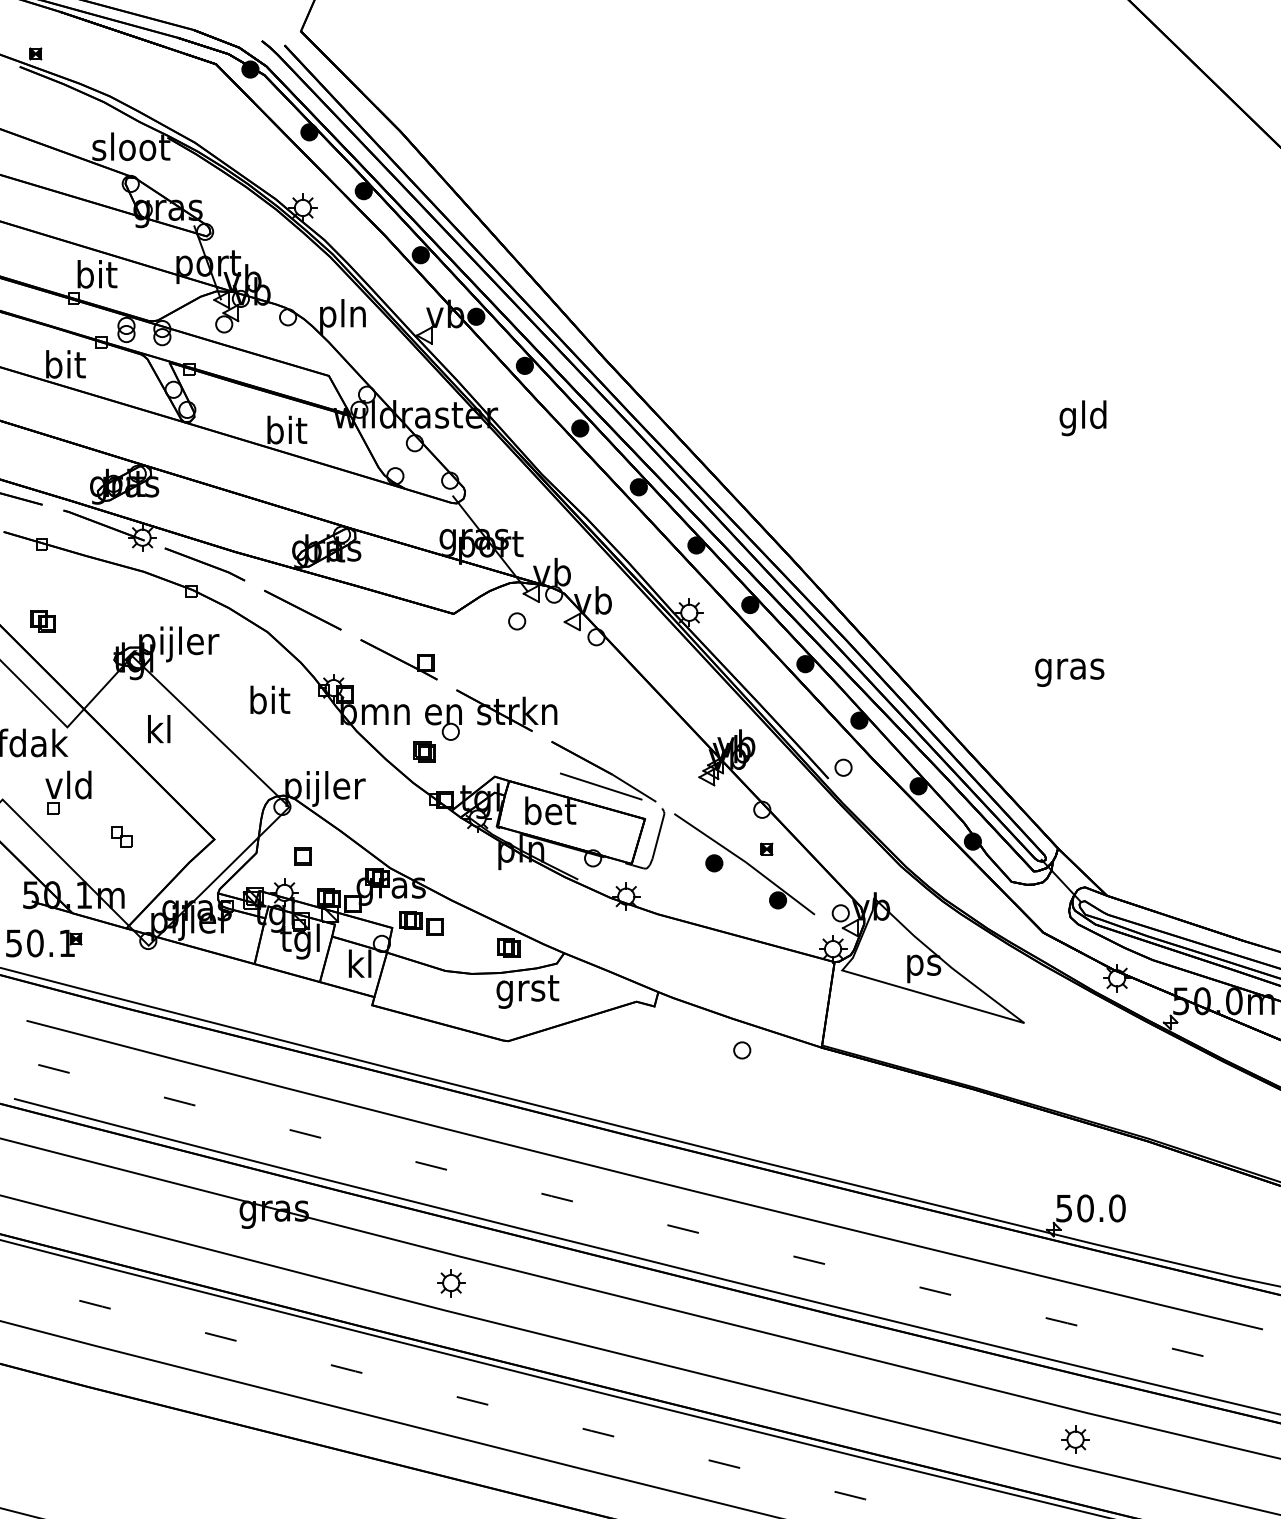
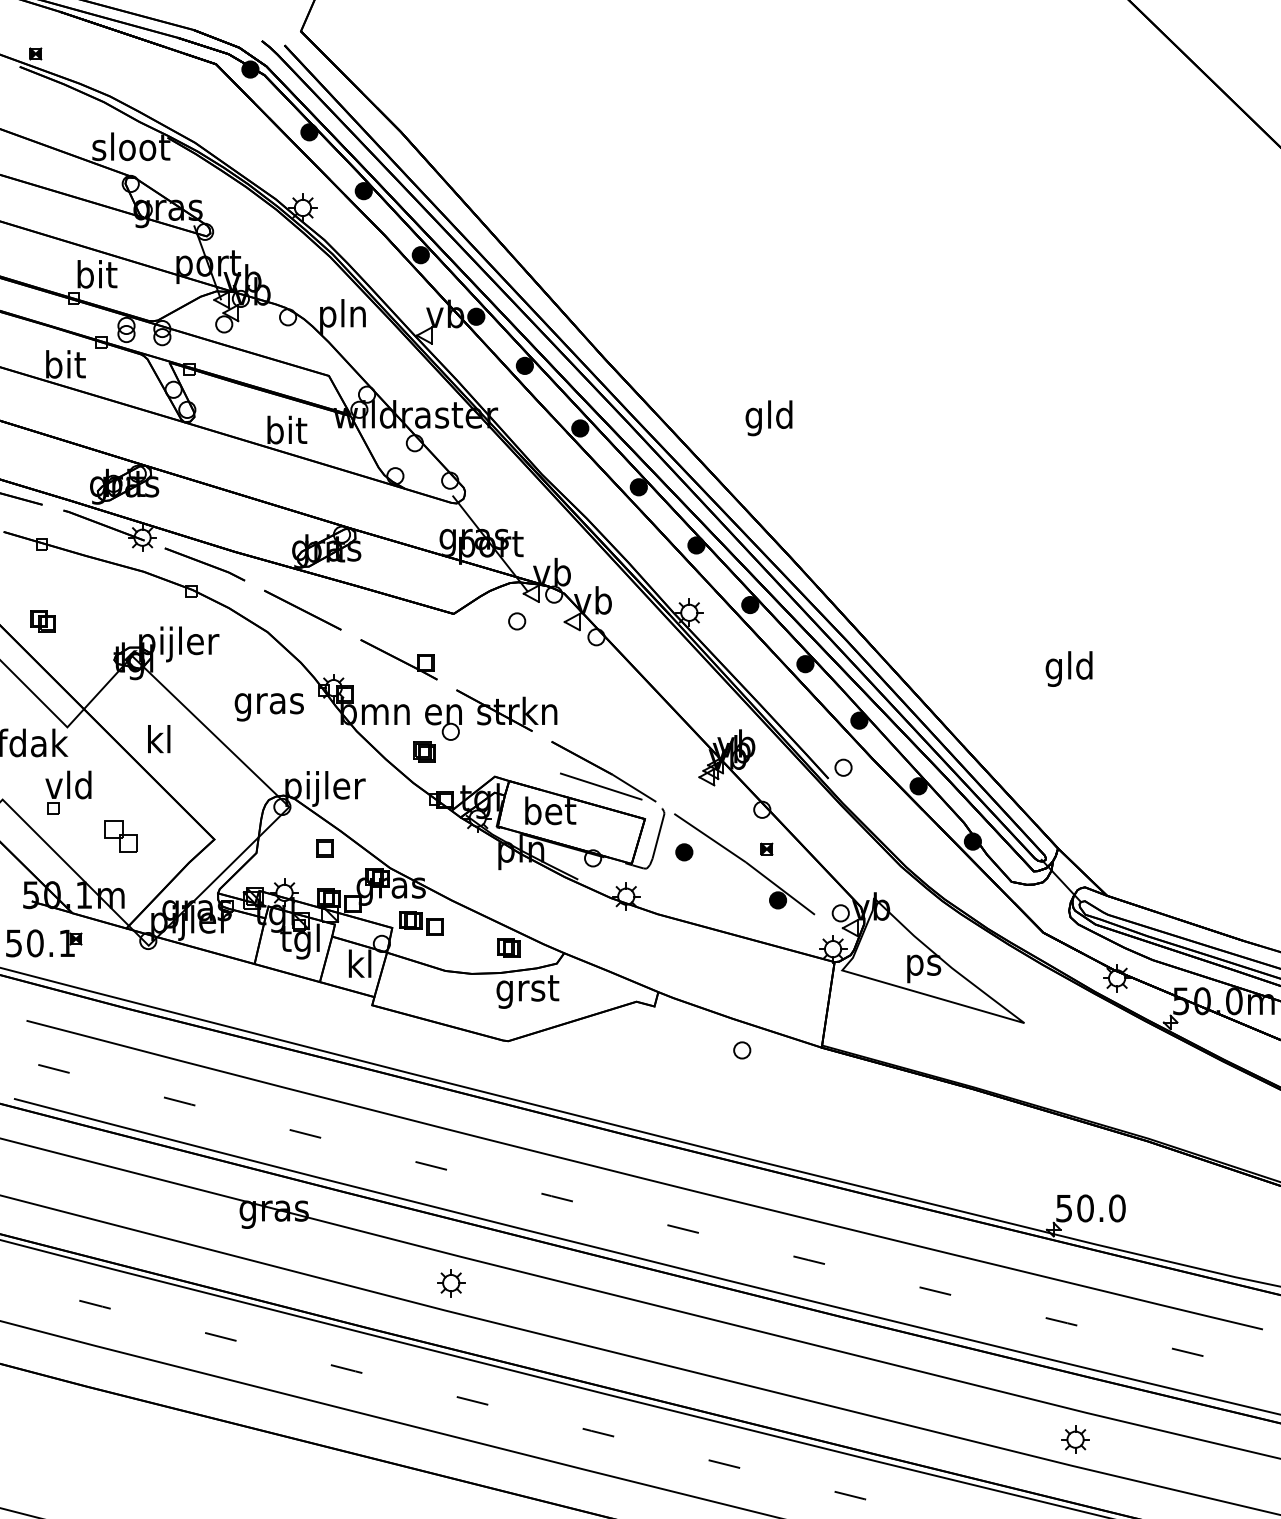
text position: (1082, 418) -> (768, 418) (768, 418)
text: gras -> gld (1069, 668)
text: bit -> gras (268, 703)
text position: (159, 729) -> (159, 739) (159, 739)
part size: 22x22 px -> 34x33 px (120, 836)
part position: (302, 856) -> (324, 848) (324, 848)
part position: (714, 863) -> (684, 852) (684, 852)
